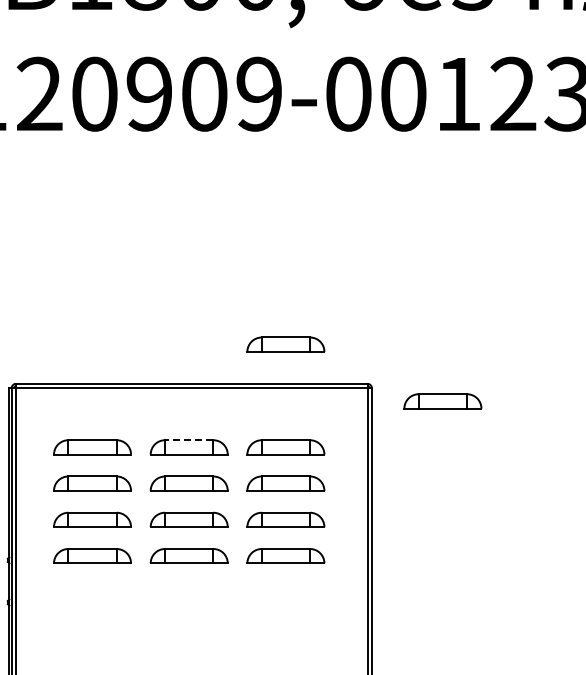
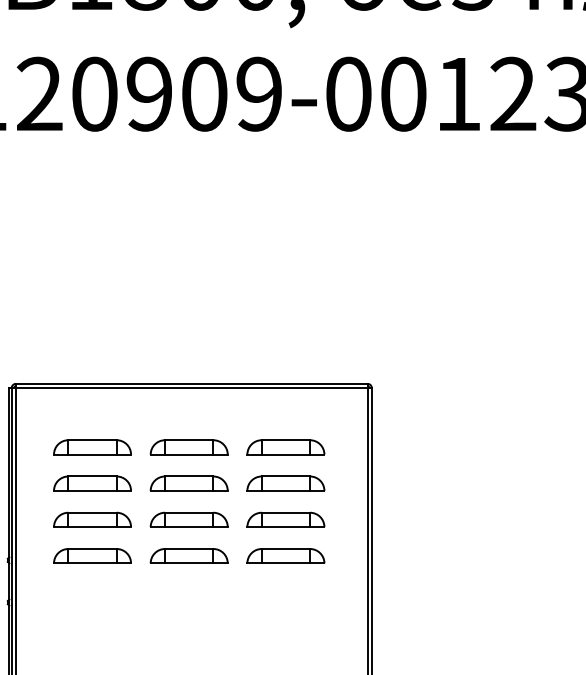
part: present -> none (285, 344)
part: present -> none (442, 401)
line: dashed -> solid (188, 440)
